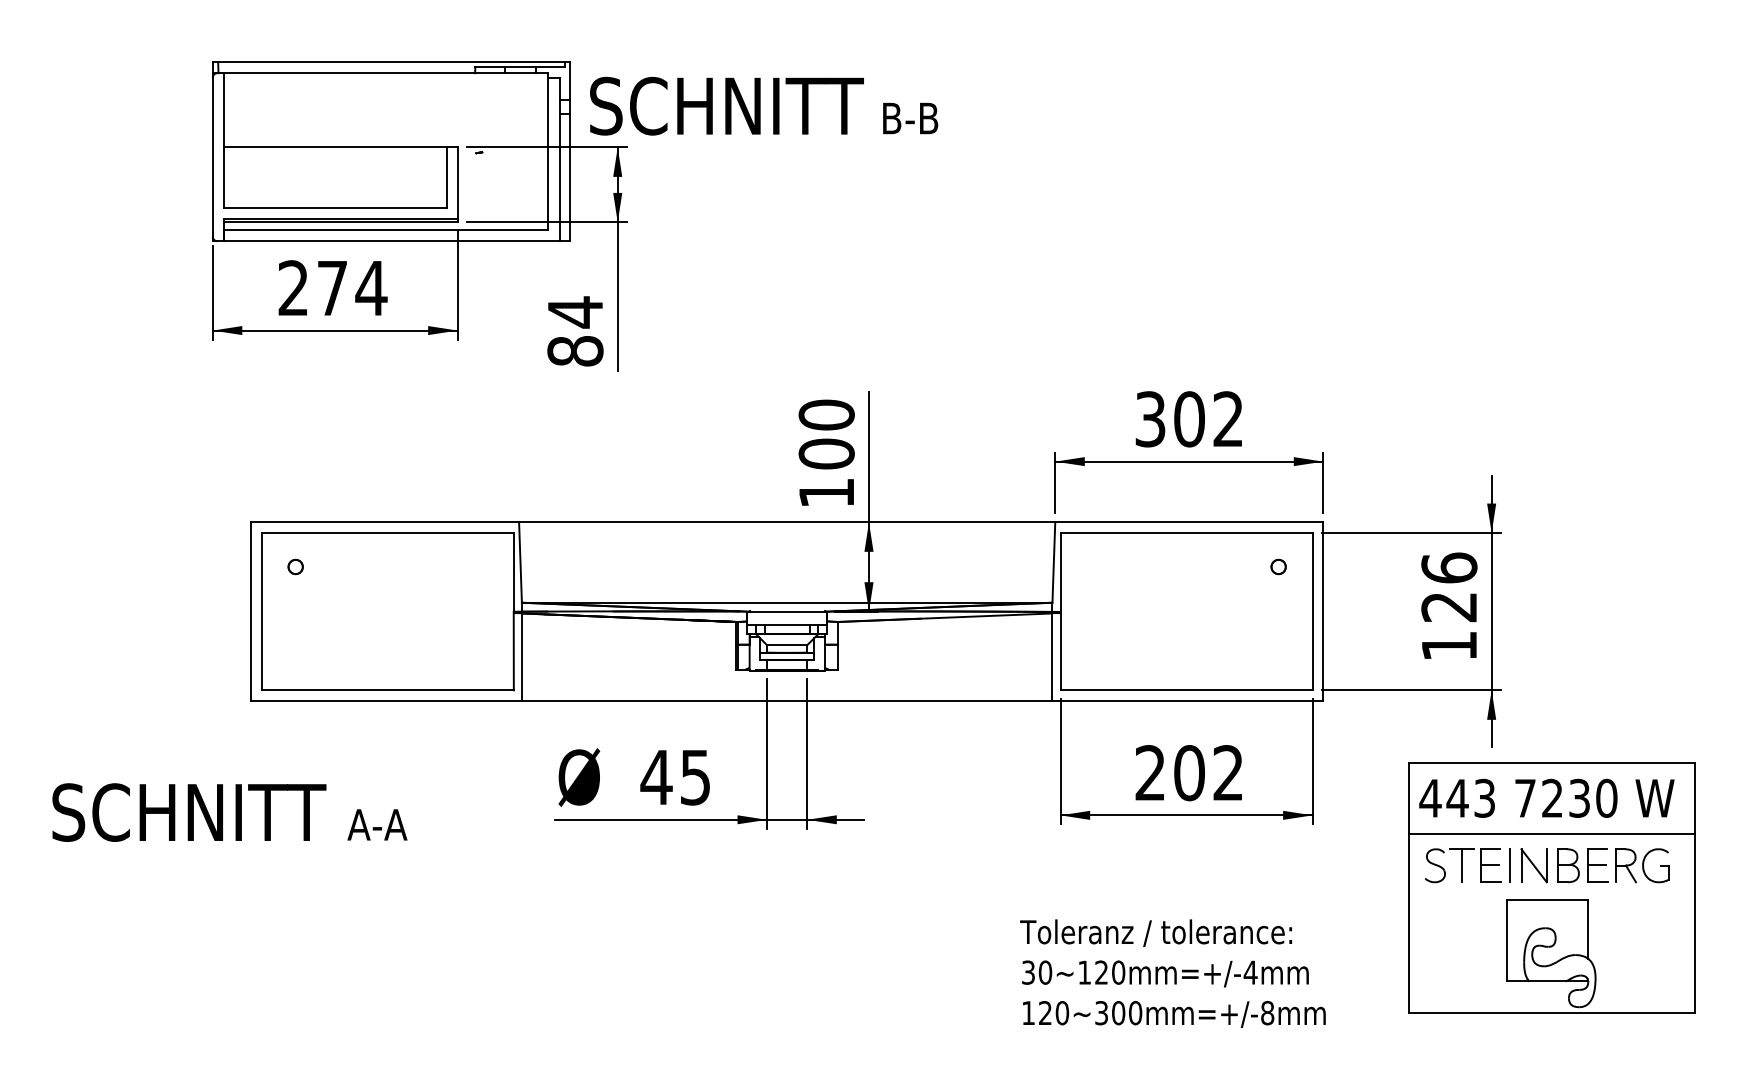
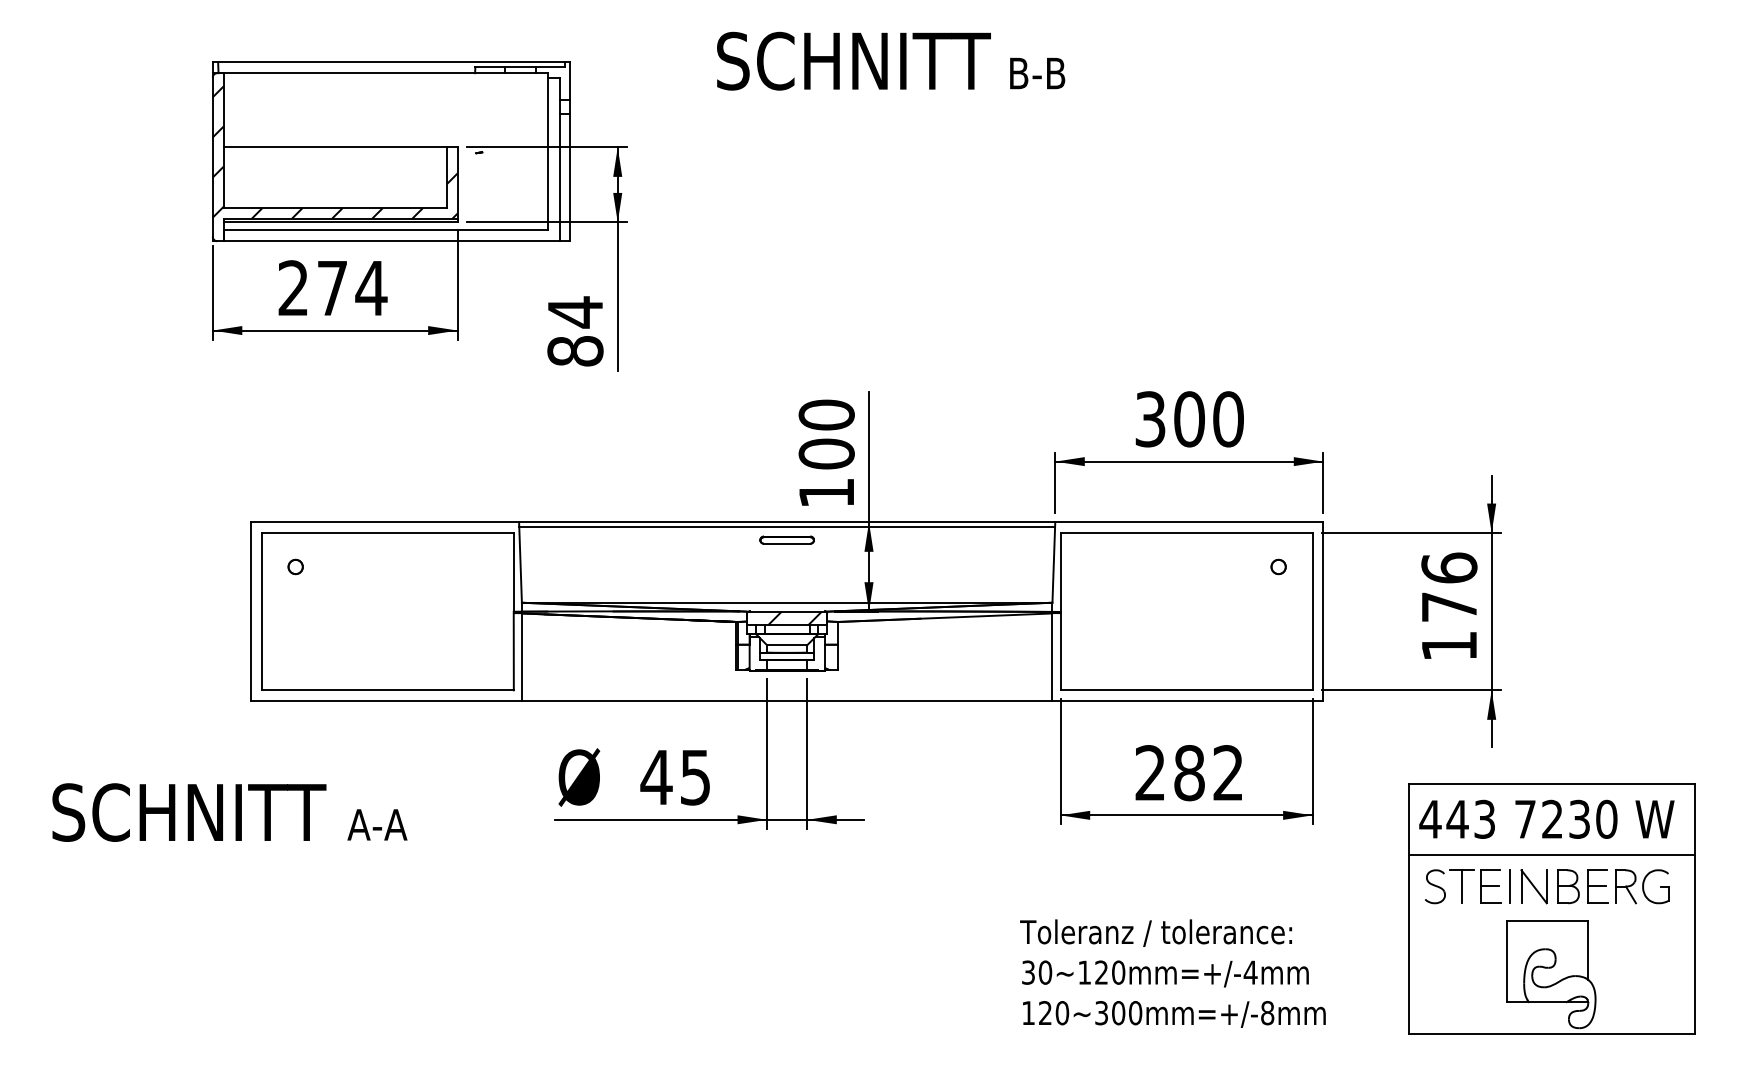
text position: (764, 105) -> (891, 60) (891, 60)
hatch: none -> present (334, 152)
text: 302 -> 300 (1228, 419)
line: none -> present (787, 526)
part: none -> present (786, 539)
text: 126 -> 176 (1448, 607)
hatch: none -> present (794, 618)
text: 202 -> 282 (1189, 773)
part position: (1551, 887) -> (1551, 908) (1551, 908)
